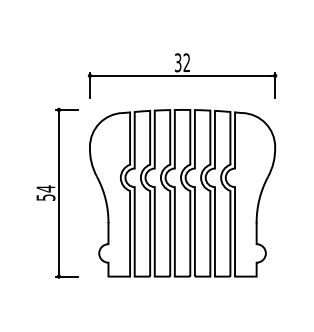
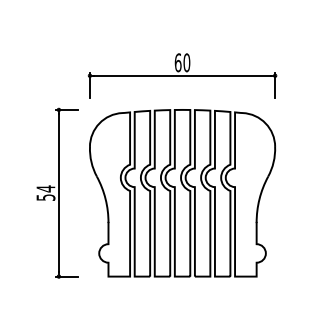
text: 32 -> 60 (182, 62)
